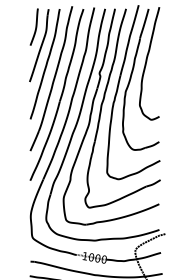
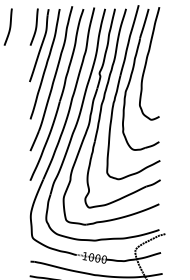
curve: none -> present (9, 26)
